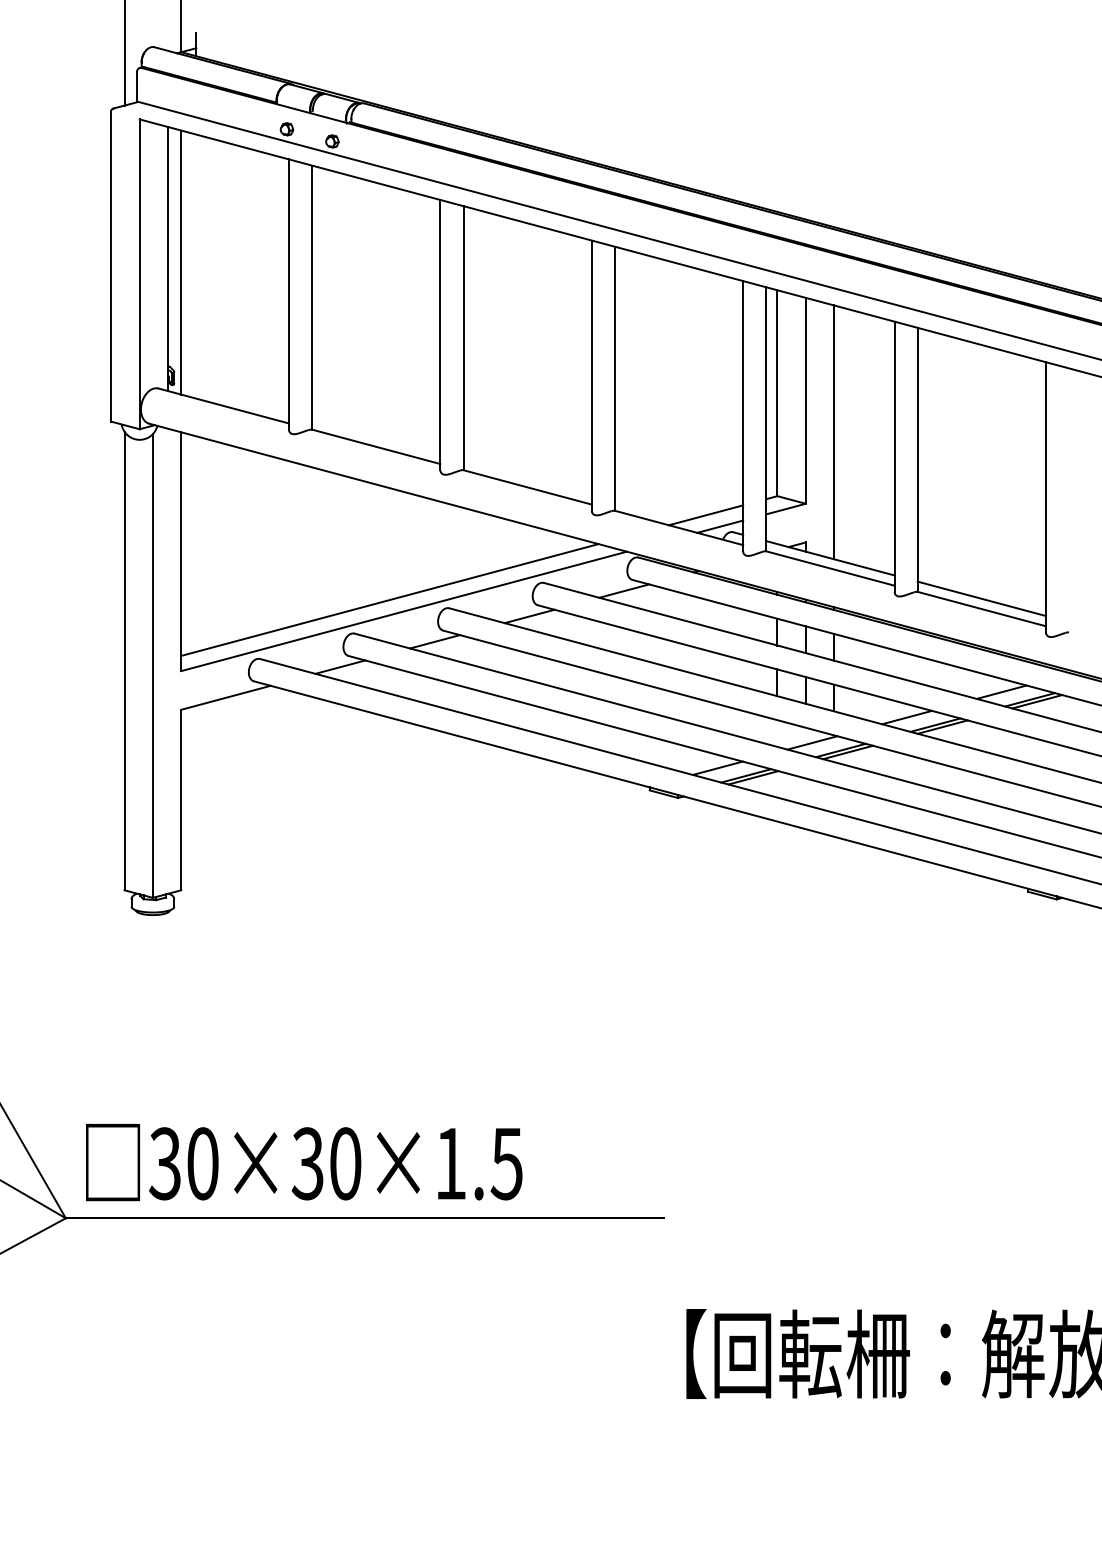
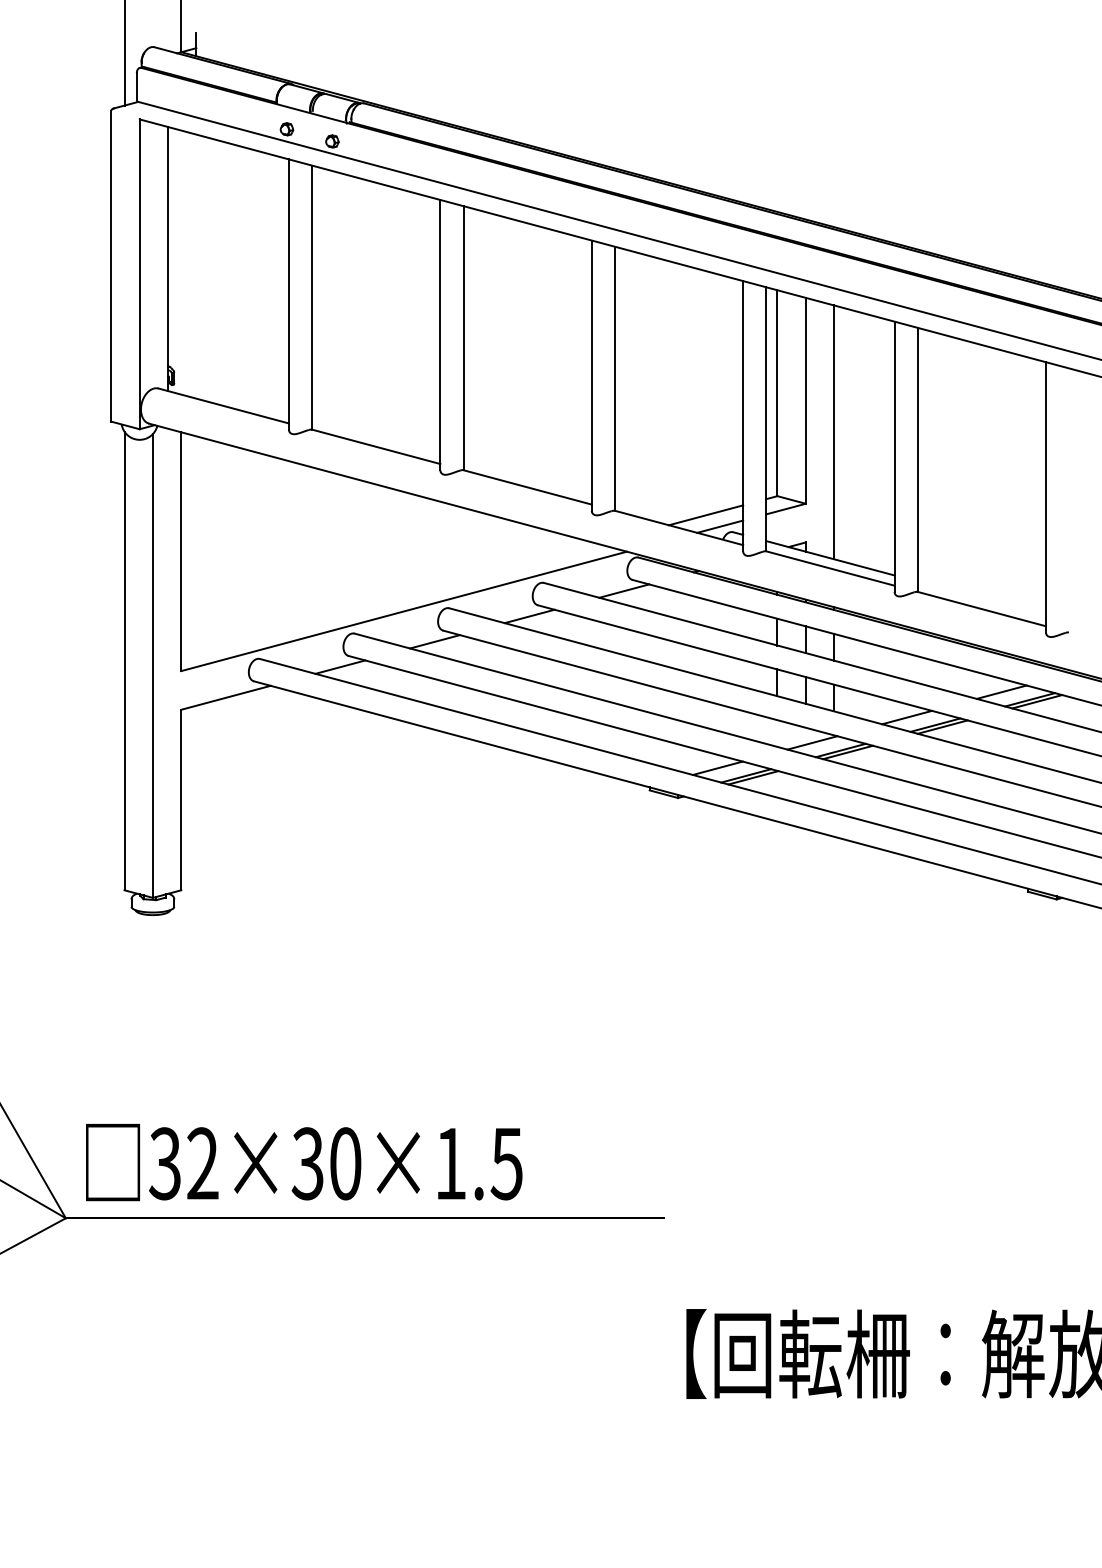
line: present -> none (181, 262)
line: present -> none (981, 598)
line: present -> none (389, 599)
text: 30×30×1.5 -> 32×30×1.5 (202, 1163)
